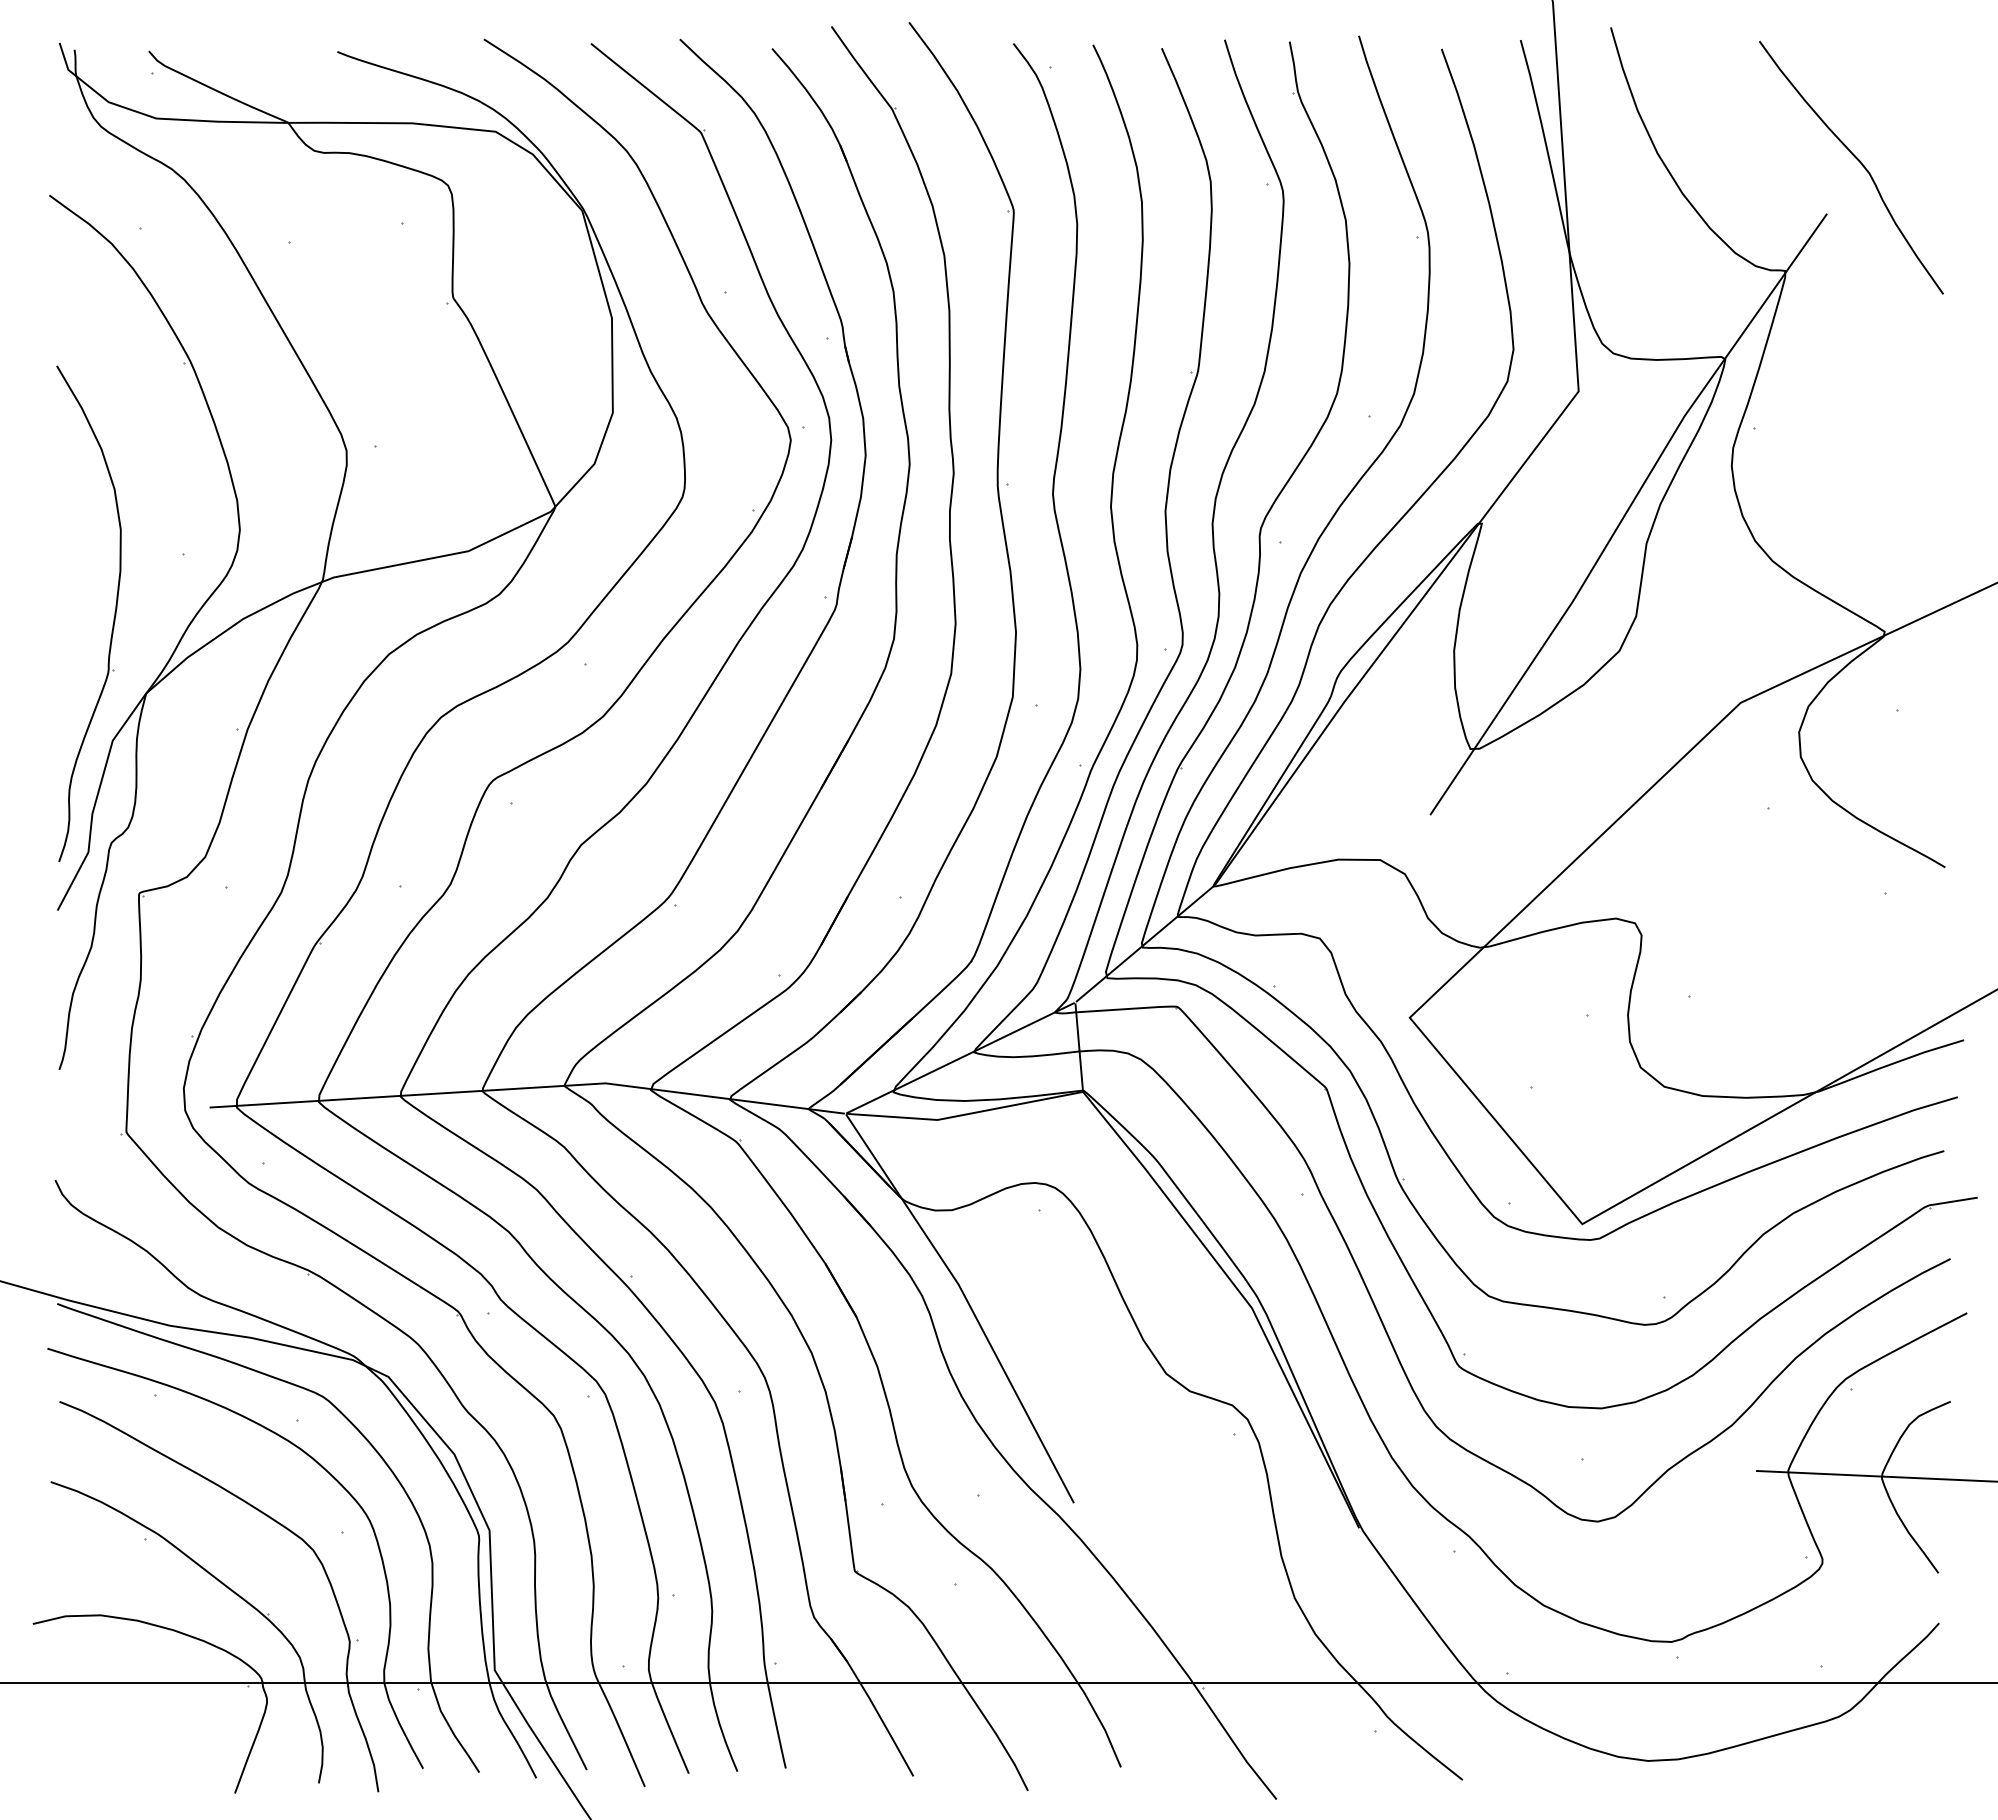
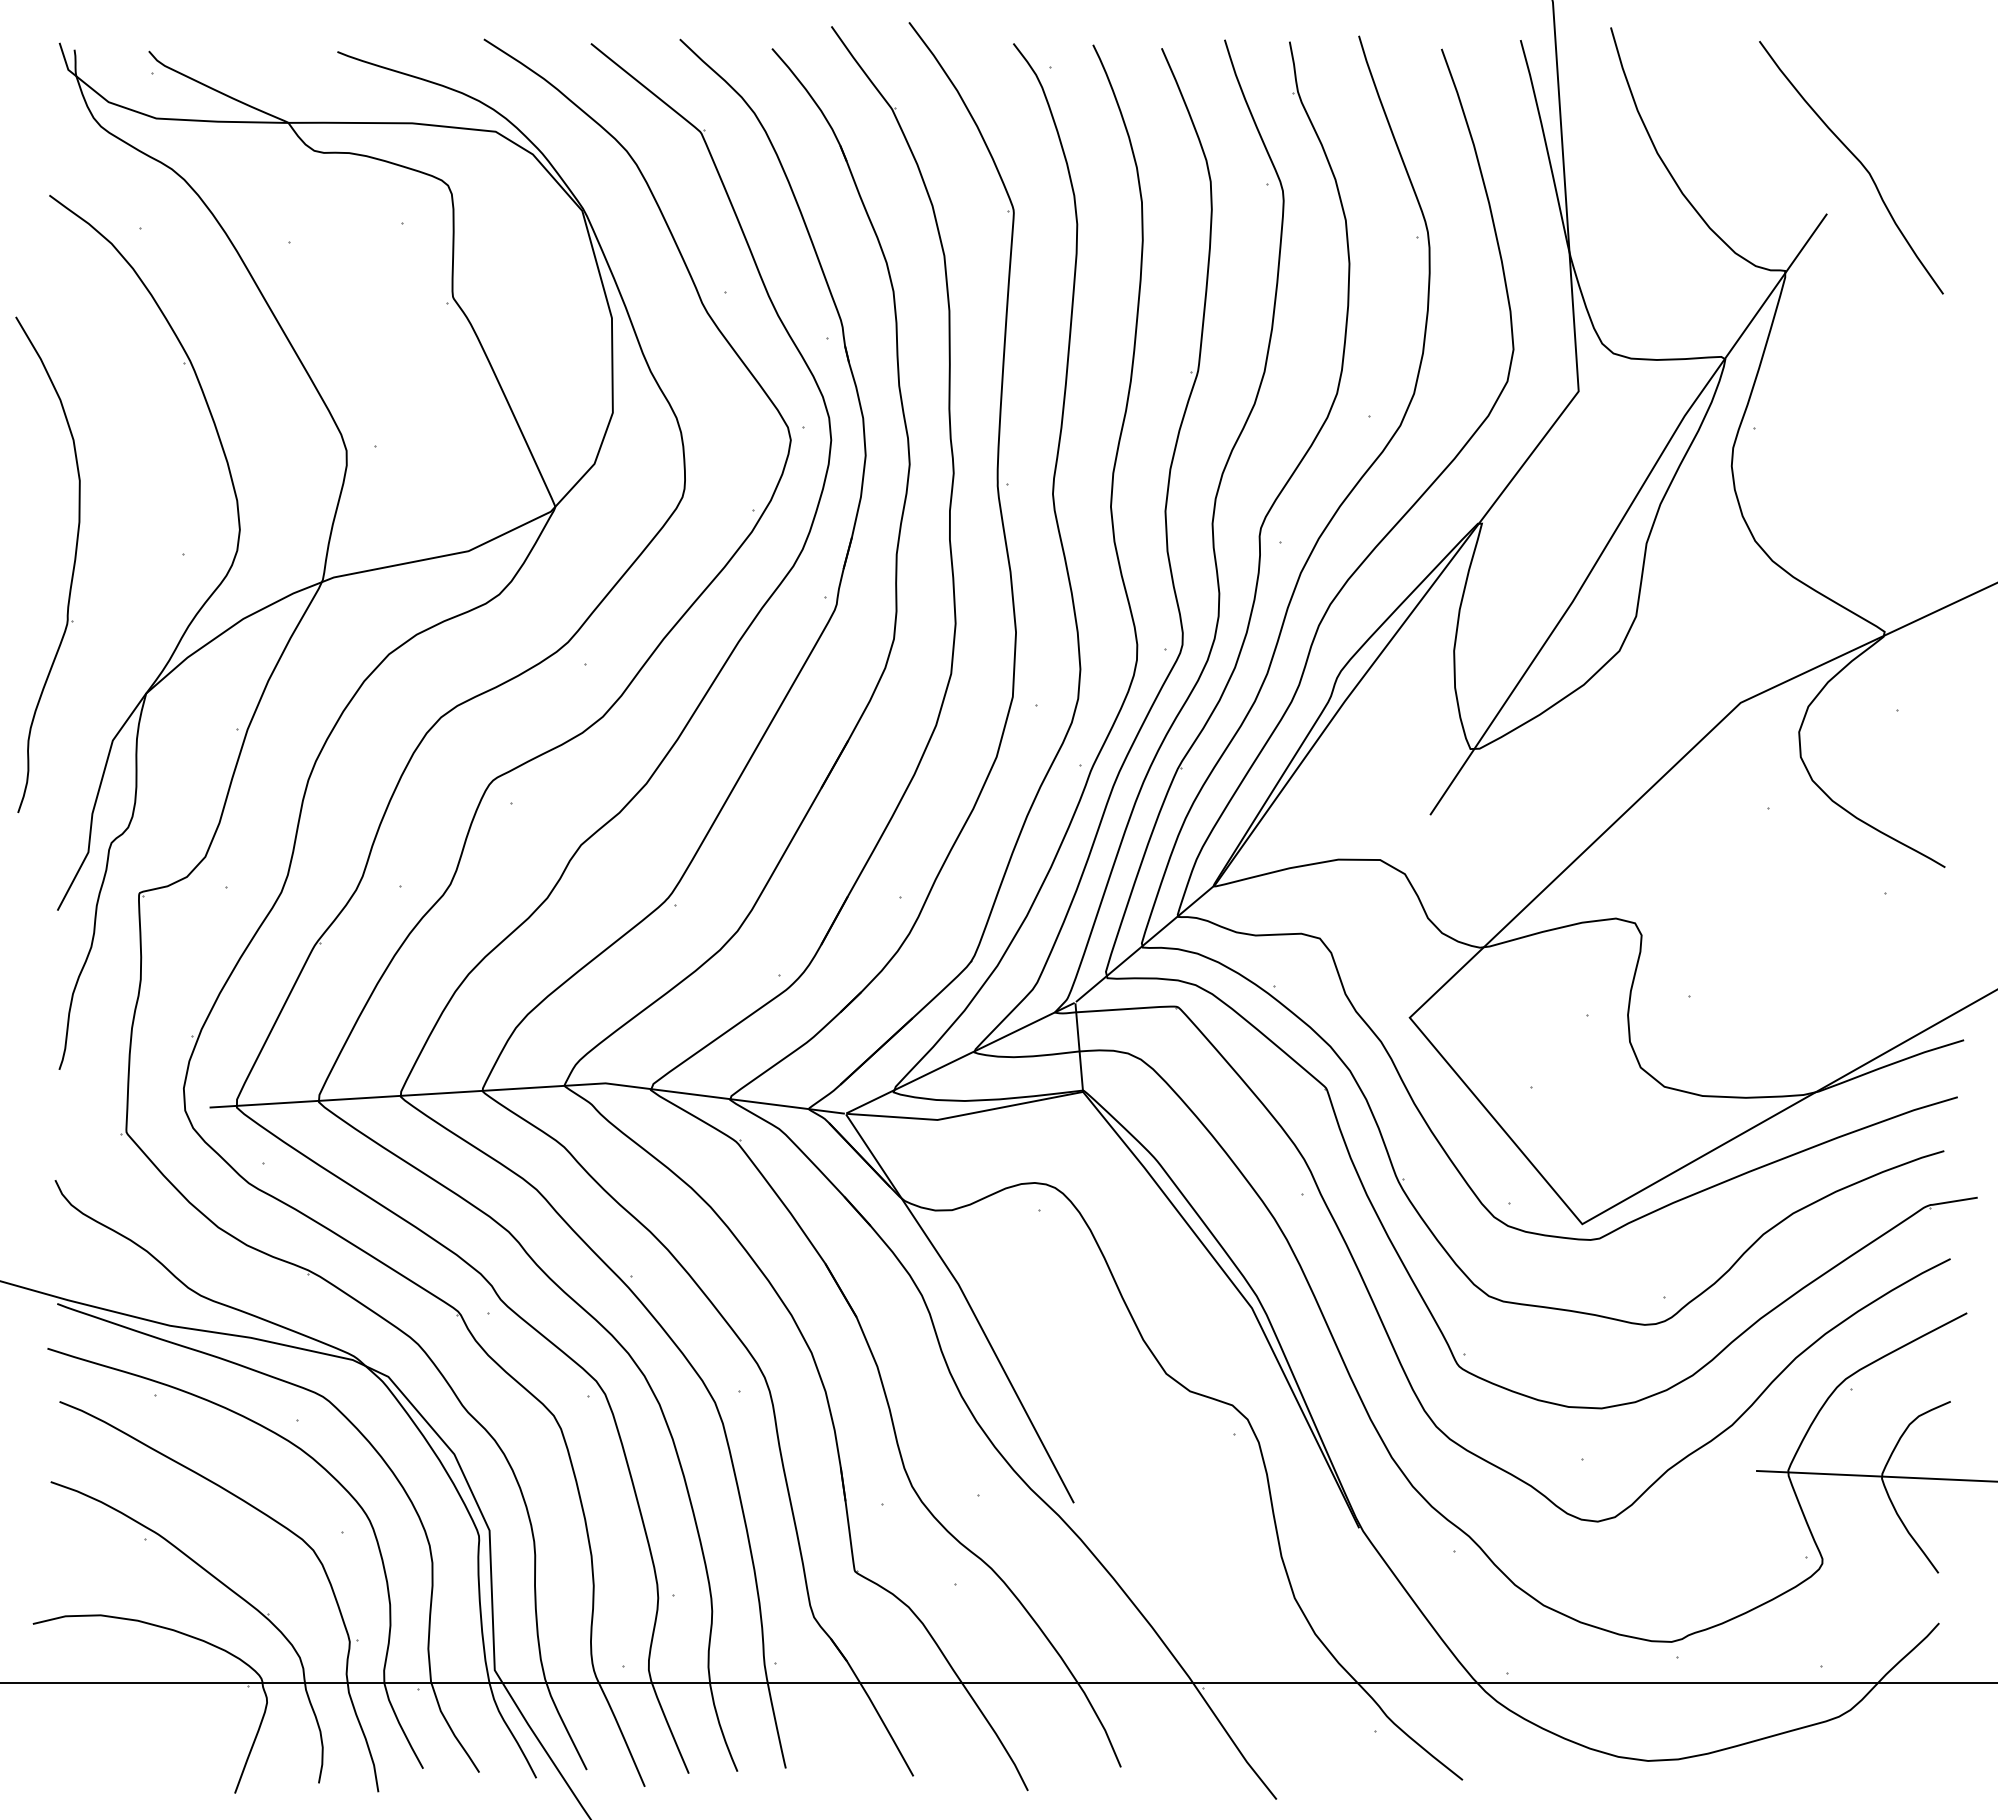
part position: (113, 618) -> (72, 569) (72, 569)
